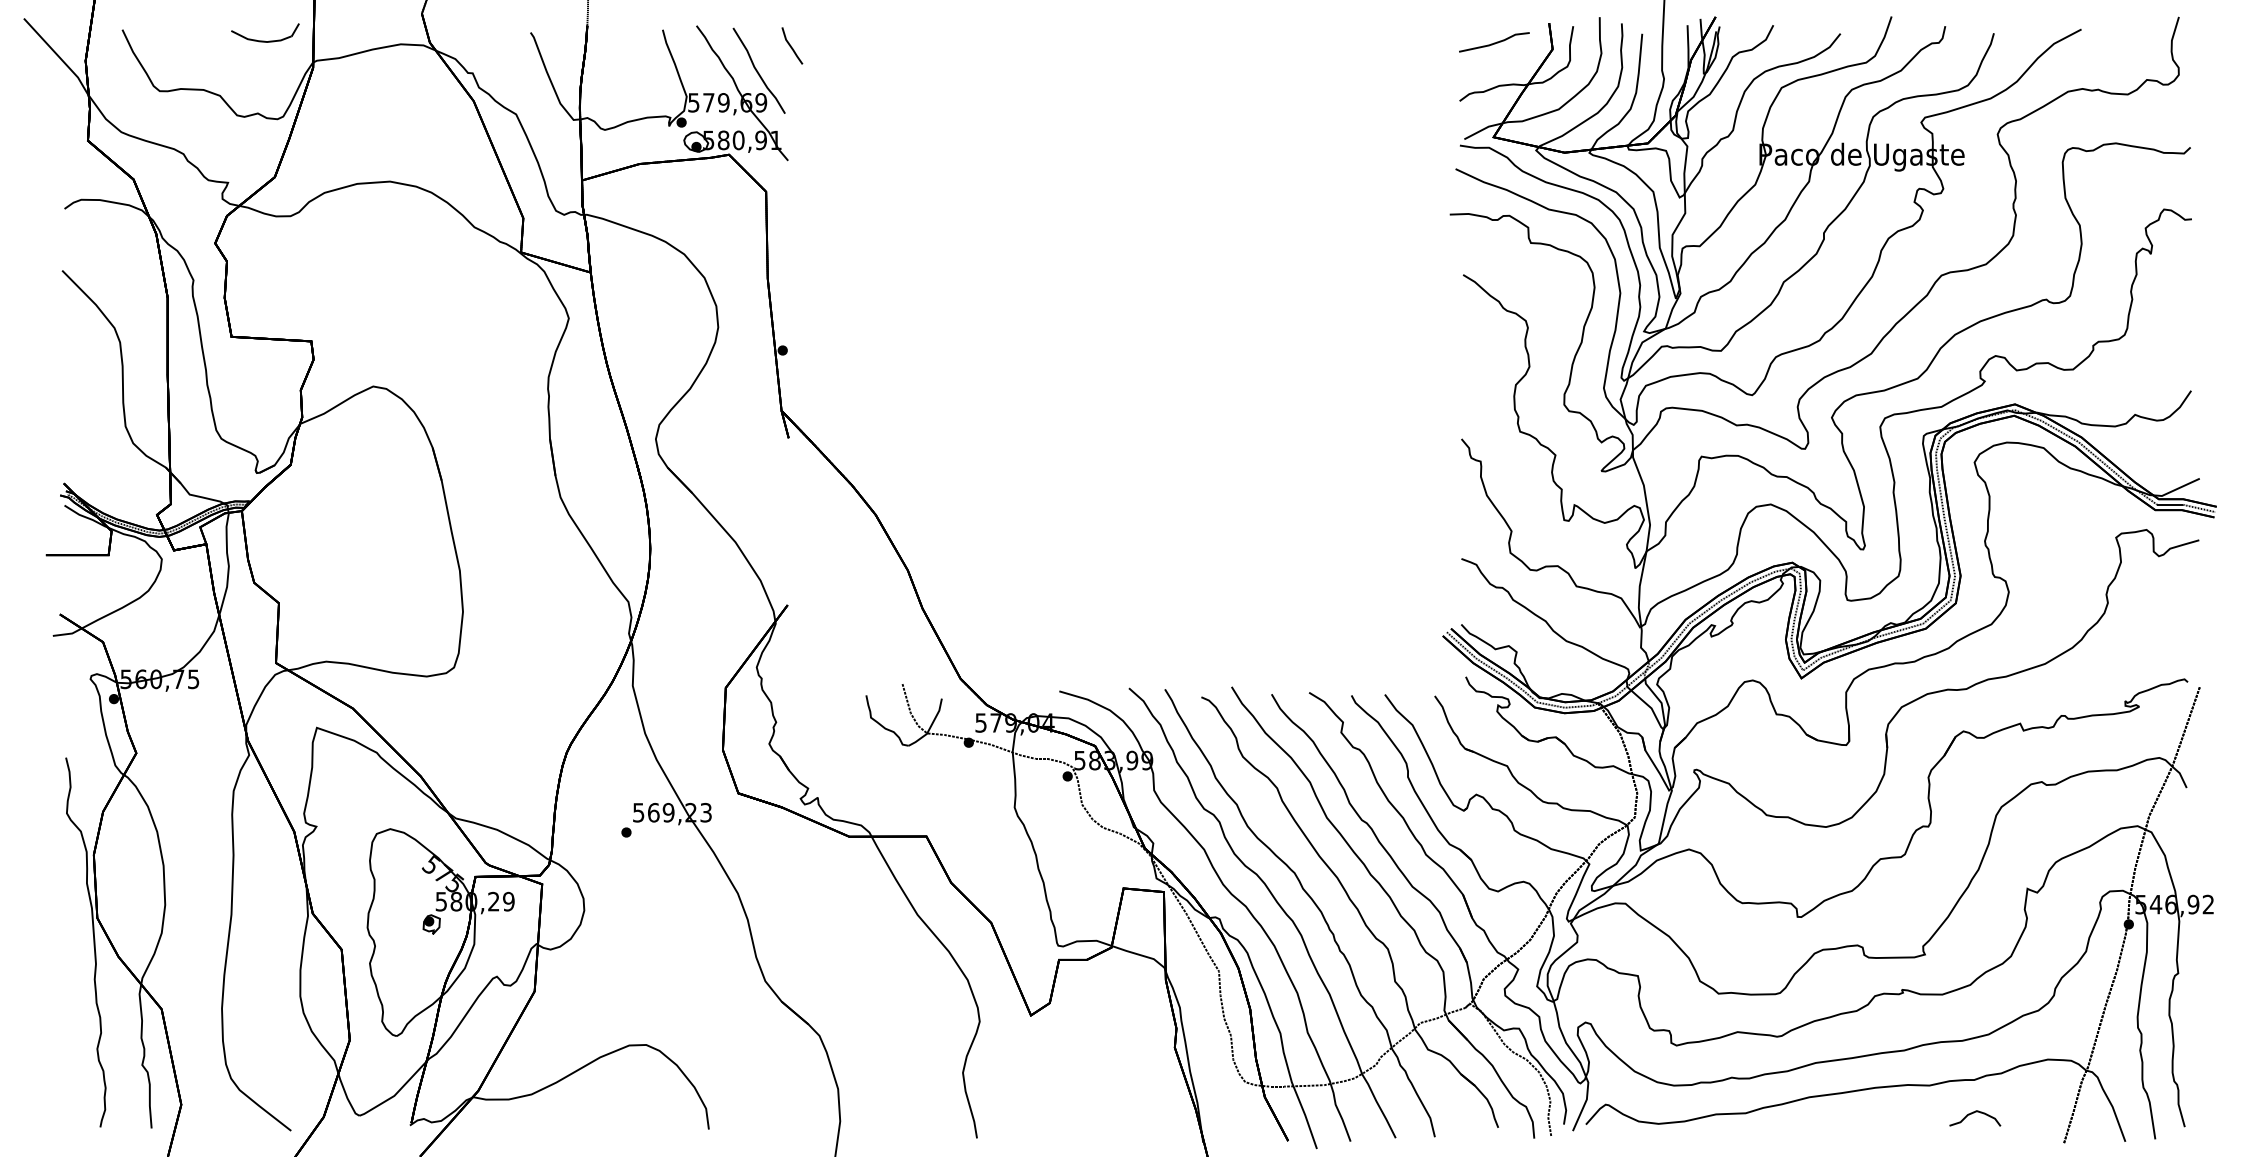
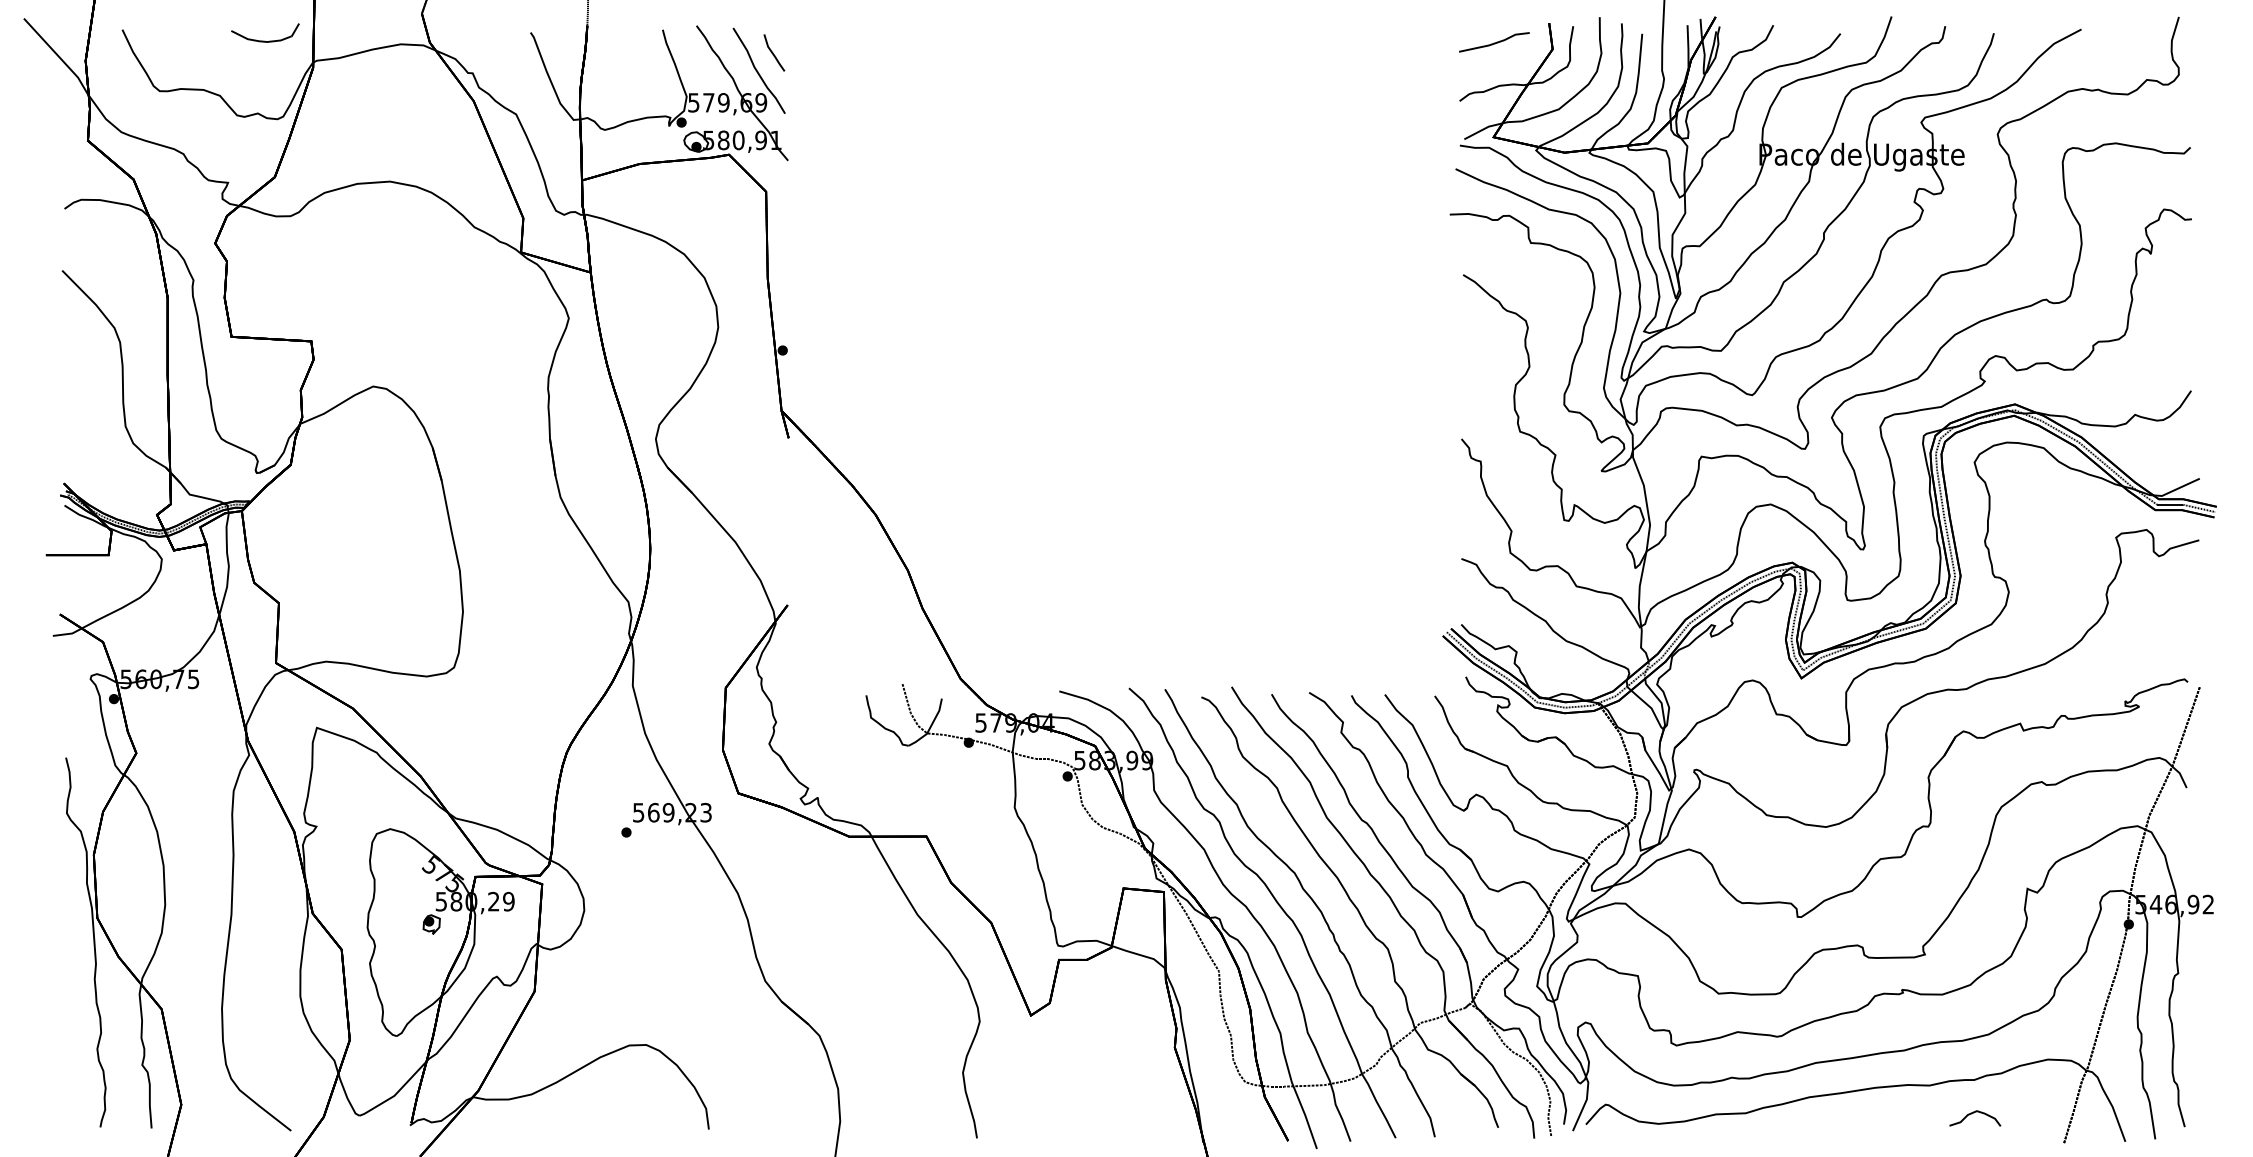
line position: (791, 45) -> (773, 52) (773, 52)
